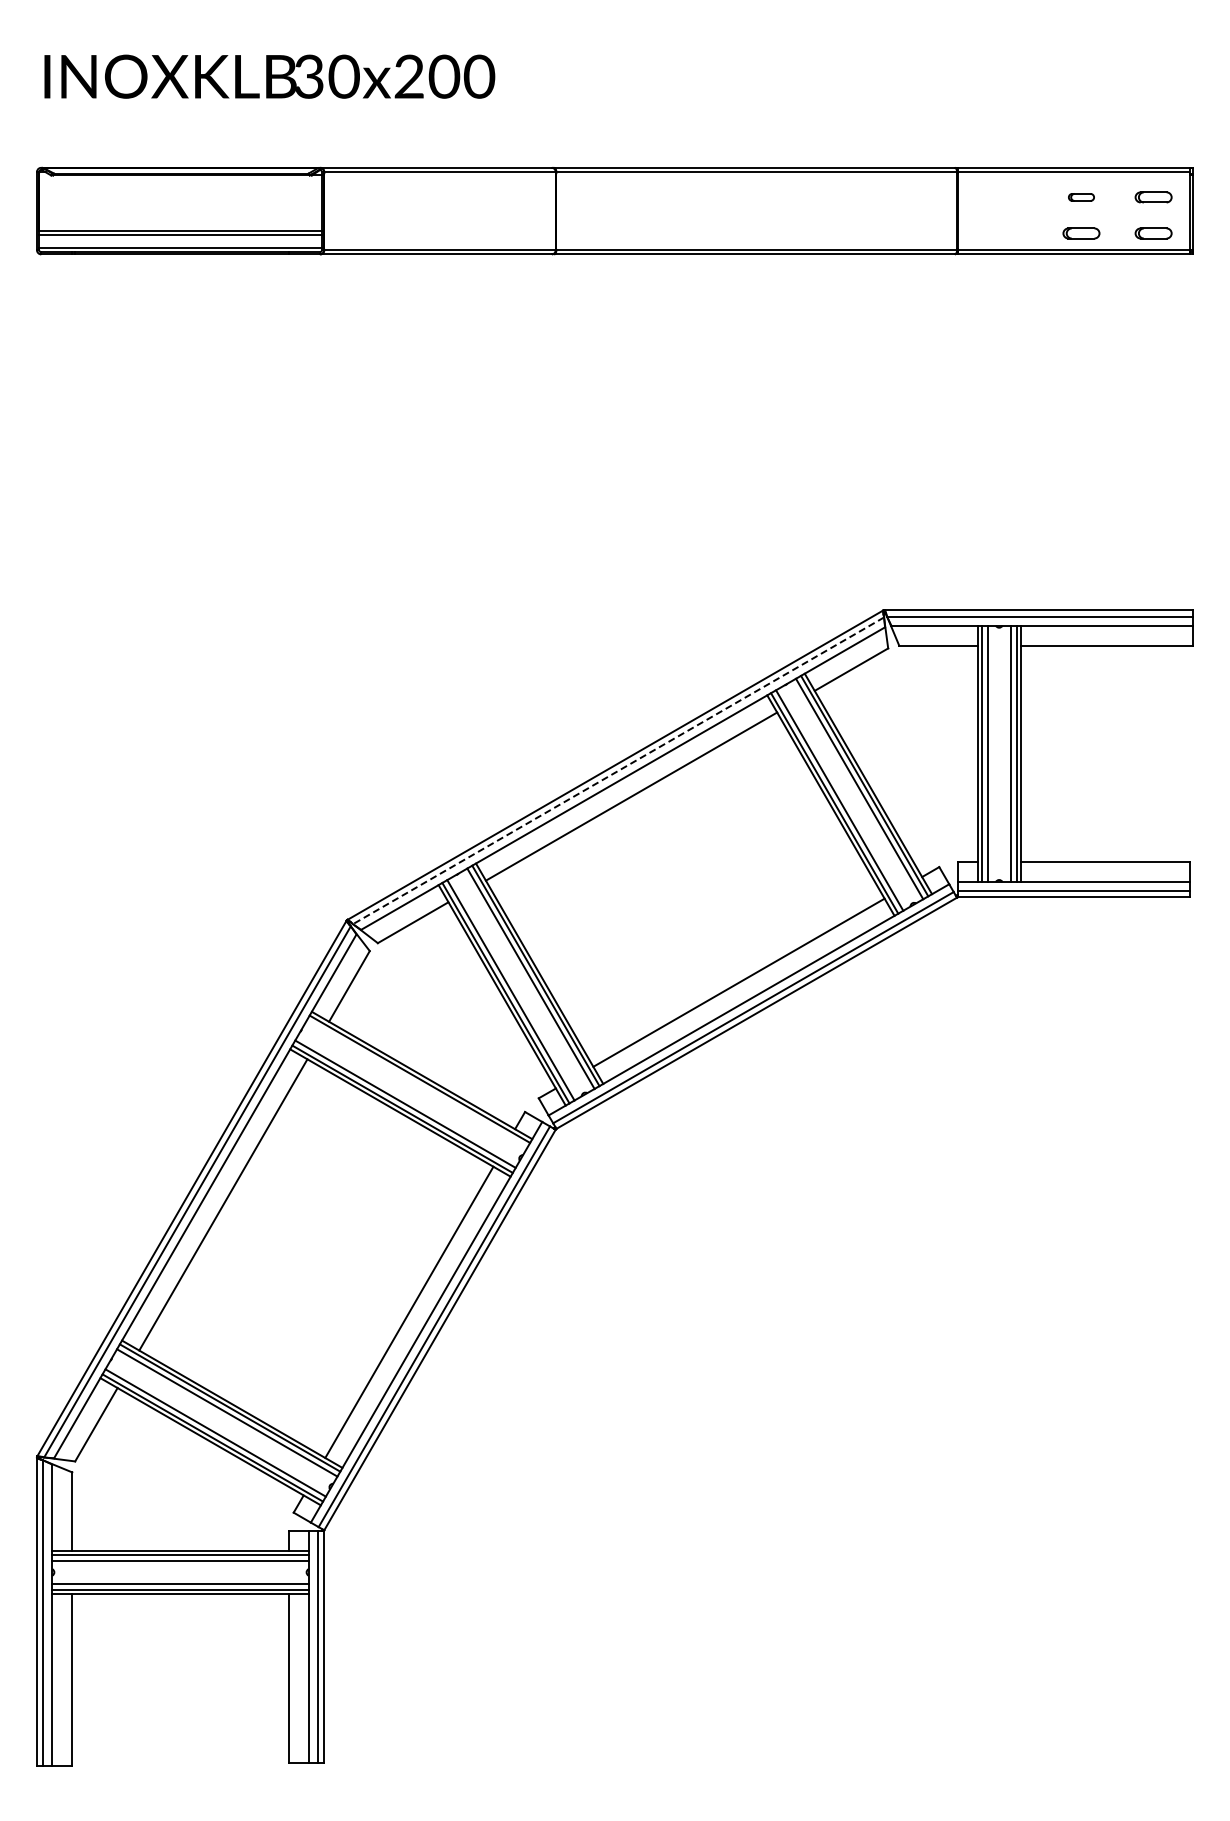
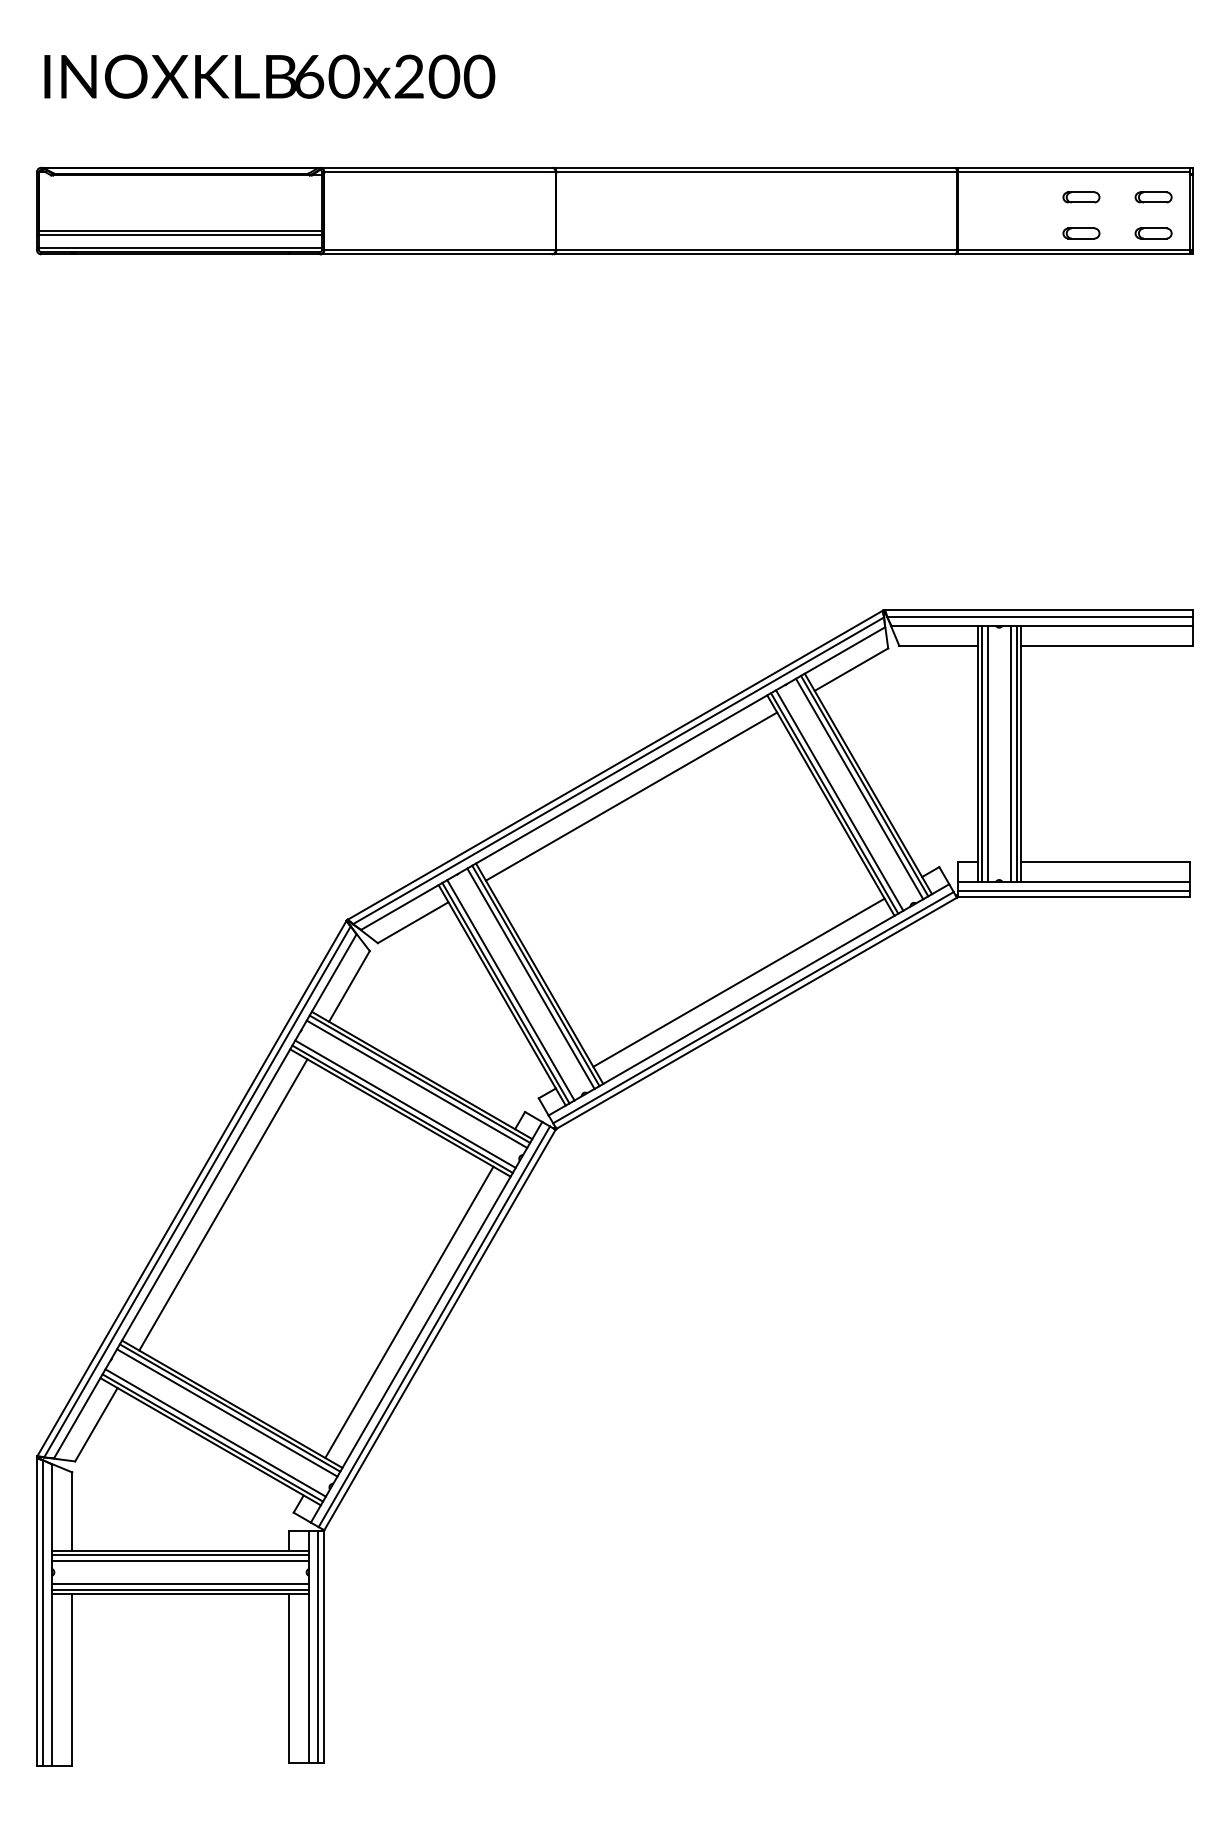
text: 30x200 -> 60x200 (309, 76)
part size: 27x9 px -> 39x13 px (1081, 197)
line: dashed -> solid (618, 770)
line: none -> present (416, 1083)
